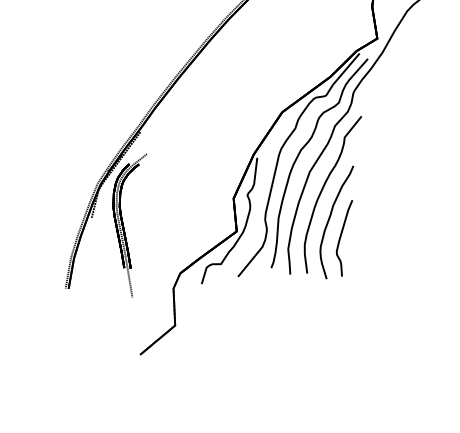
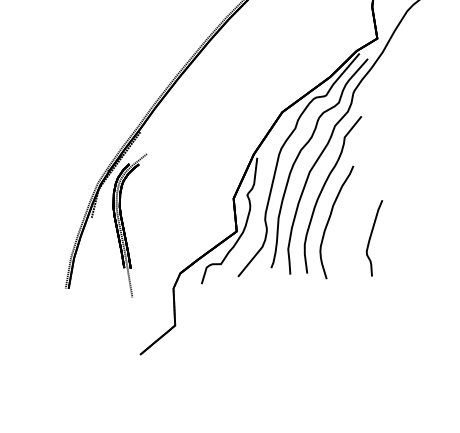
part position: (344, 238) -> (374, 238) (374, 238)
